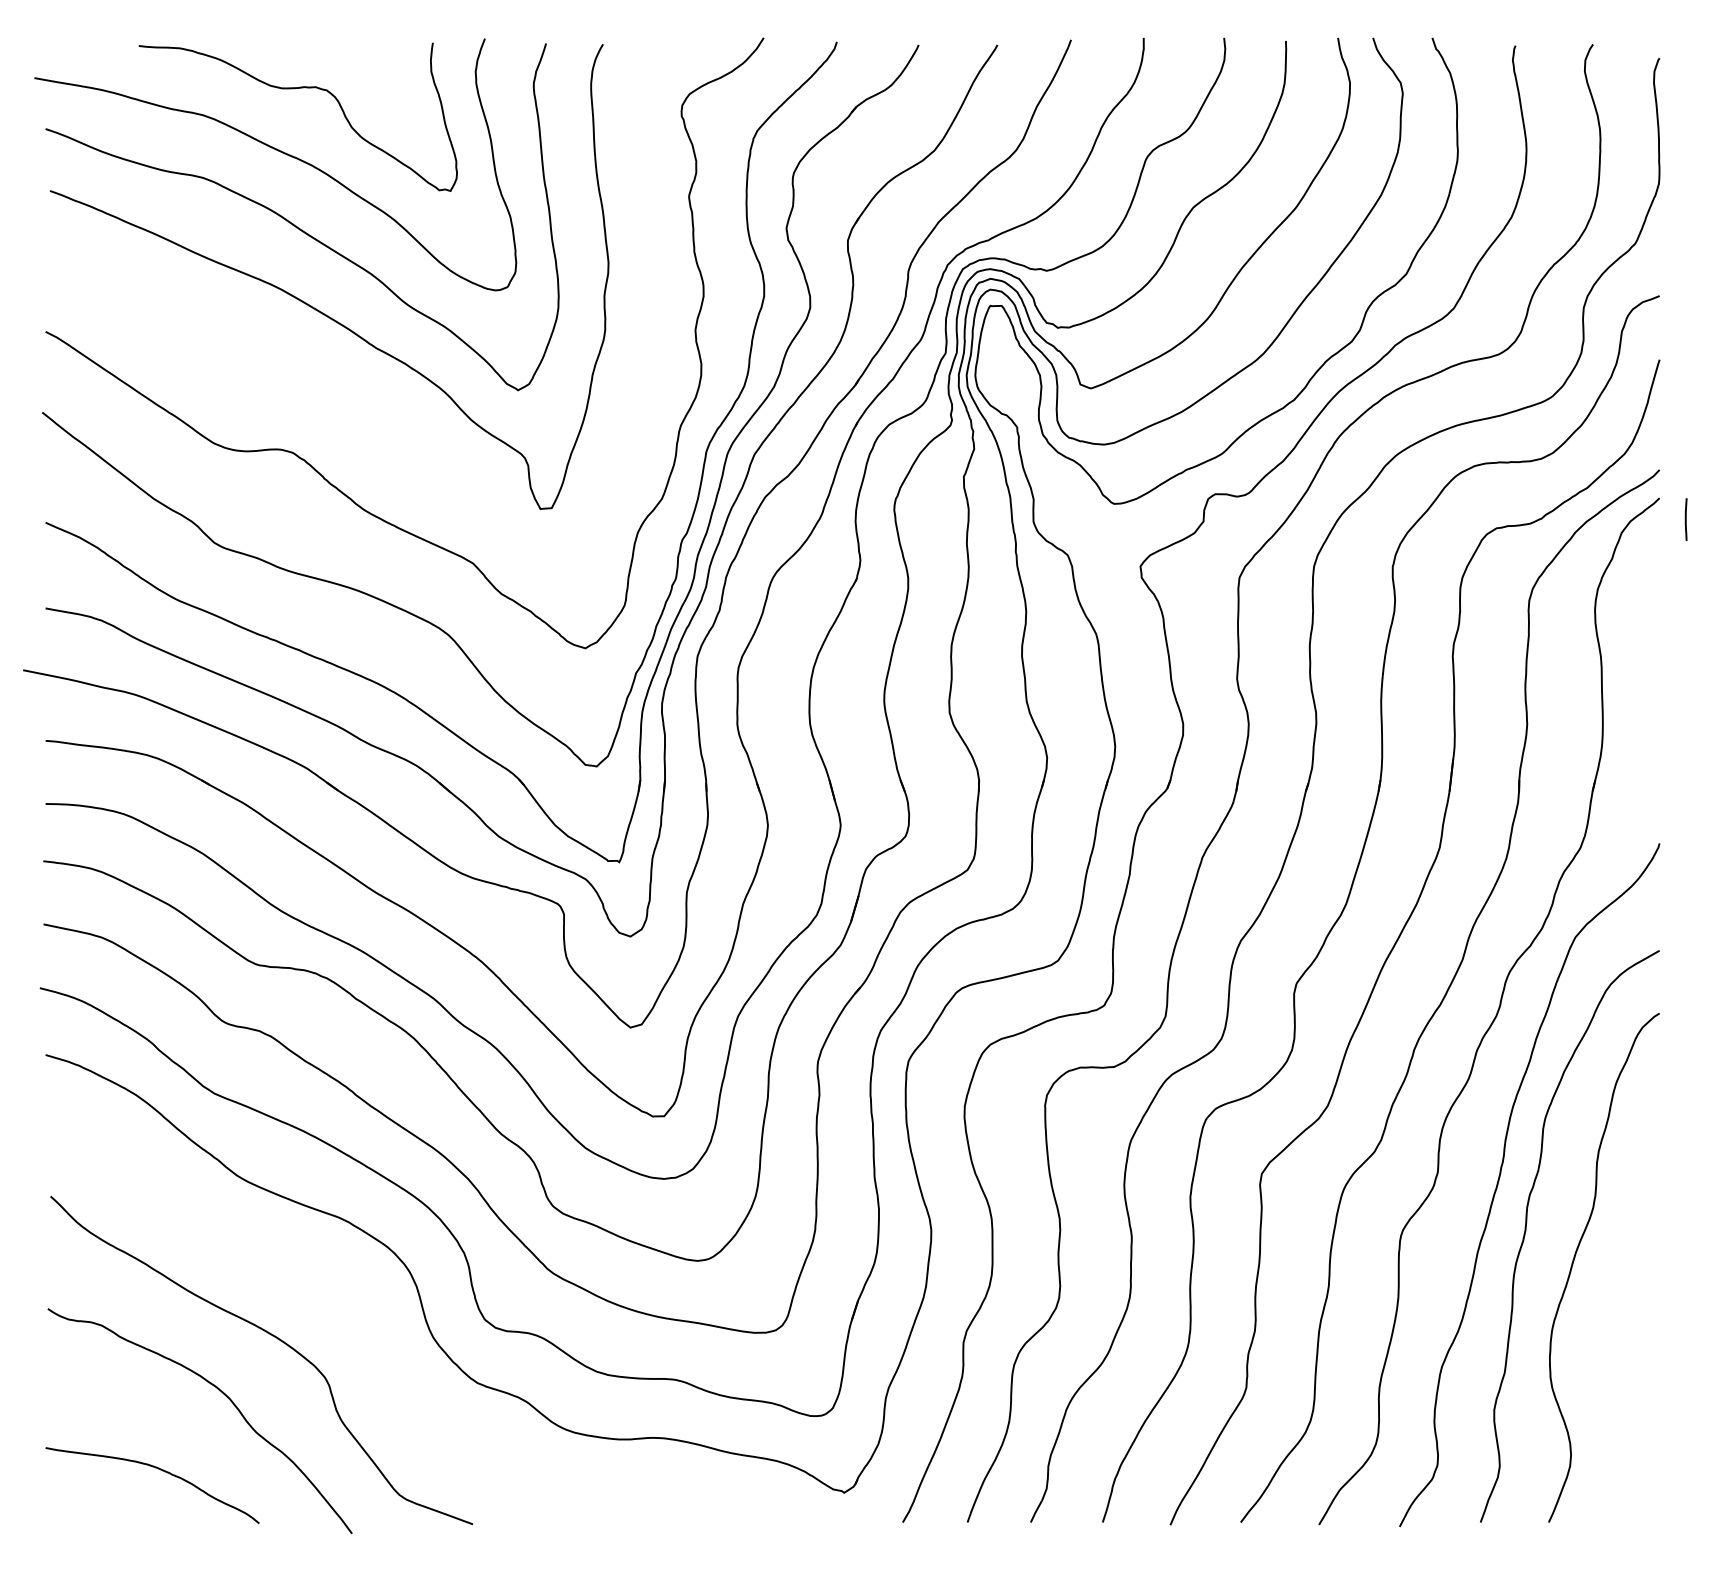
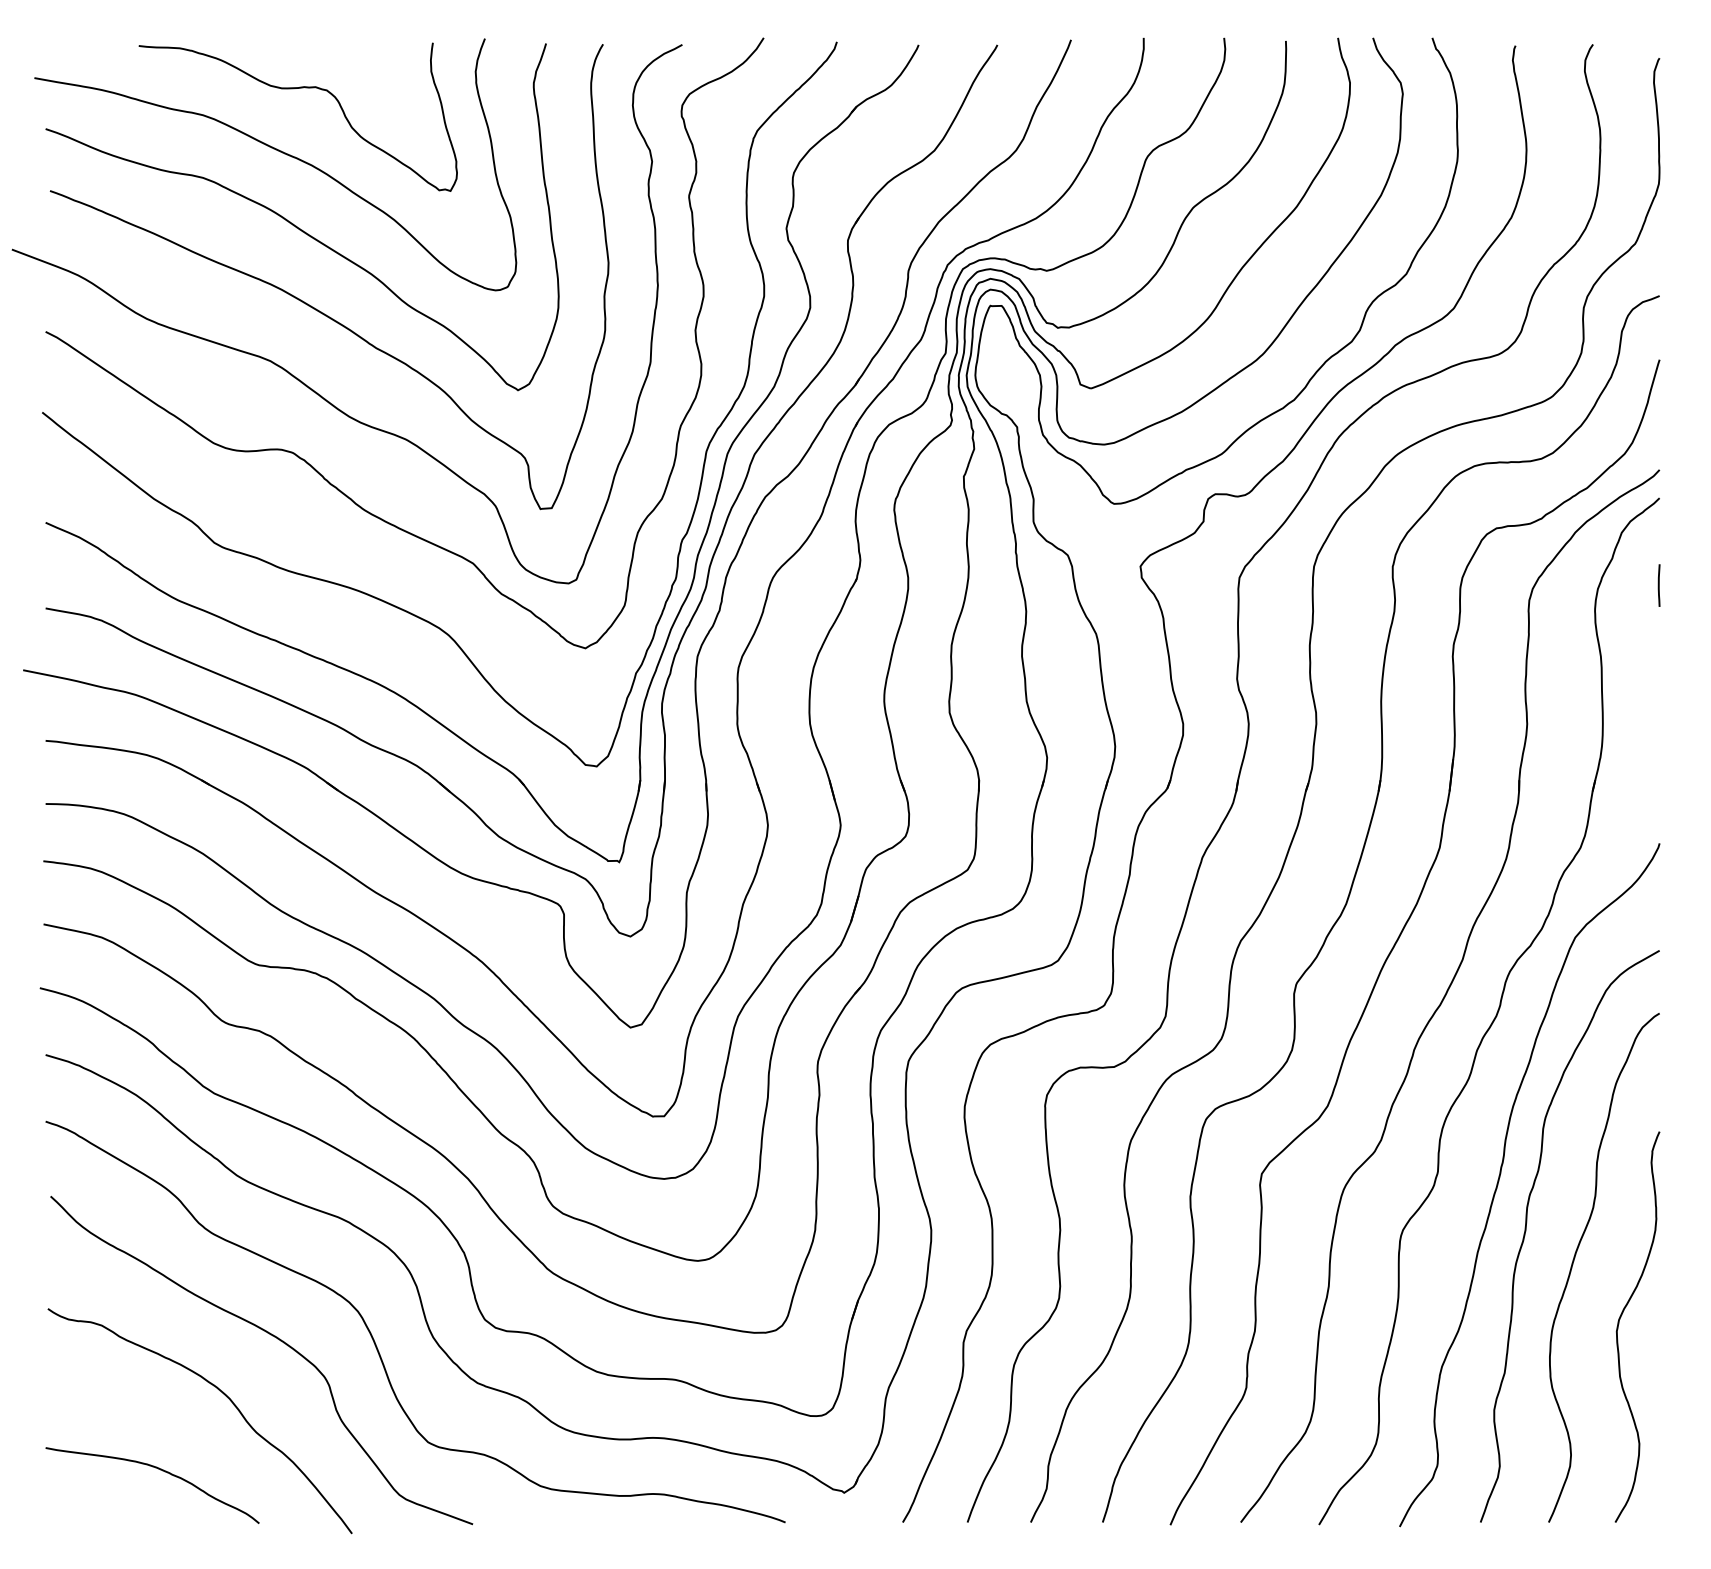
curve: none -> present (297, 377)
line position: (1685, 519) -> (1658, 585) (1658, 585)
curve: none -> present (1619, 1324)
curve: none -> present (375, 1341)
